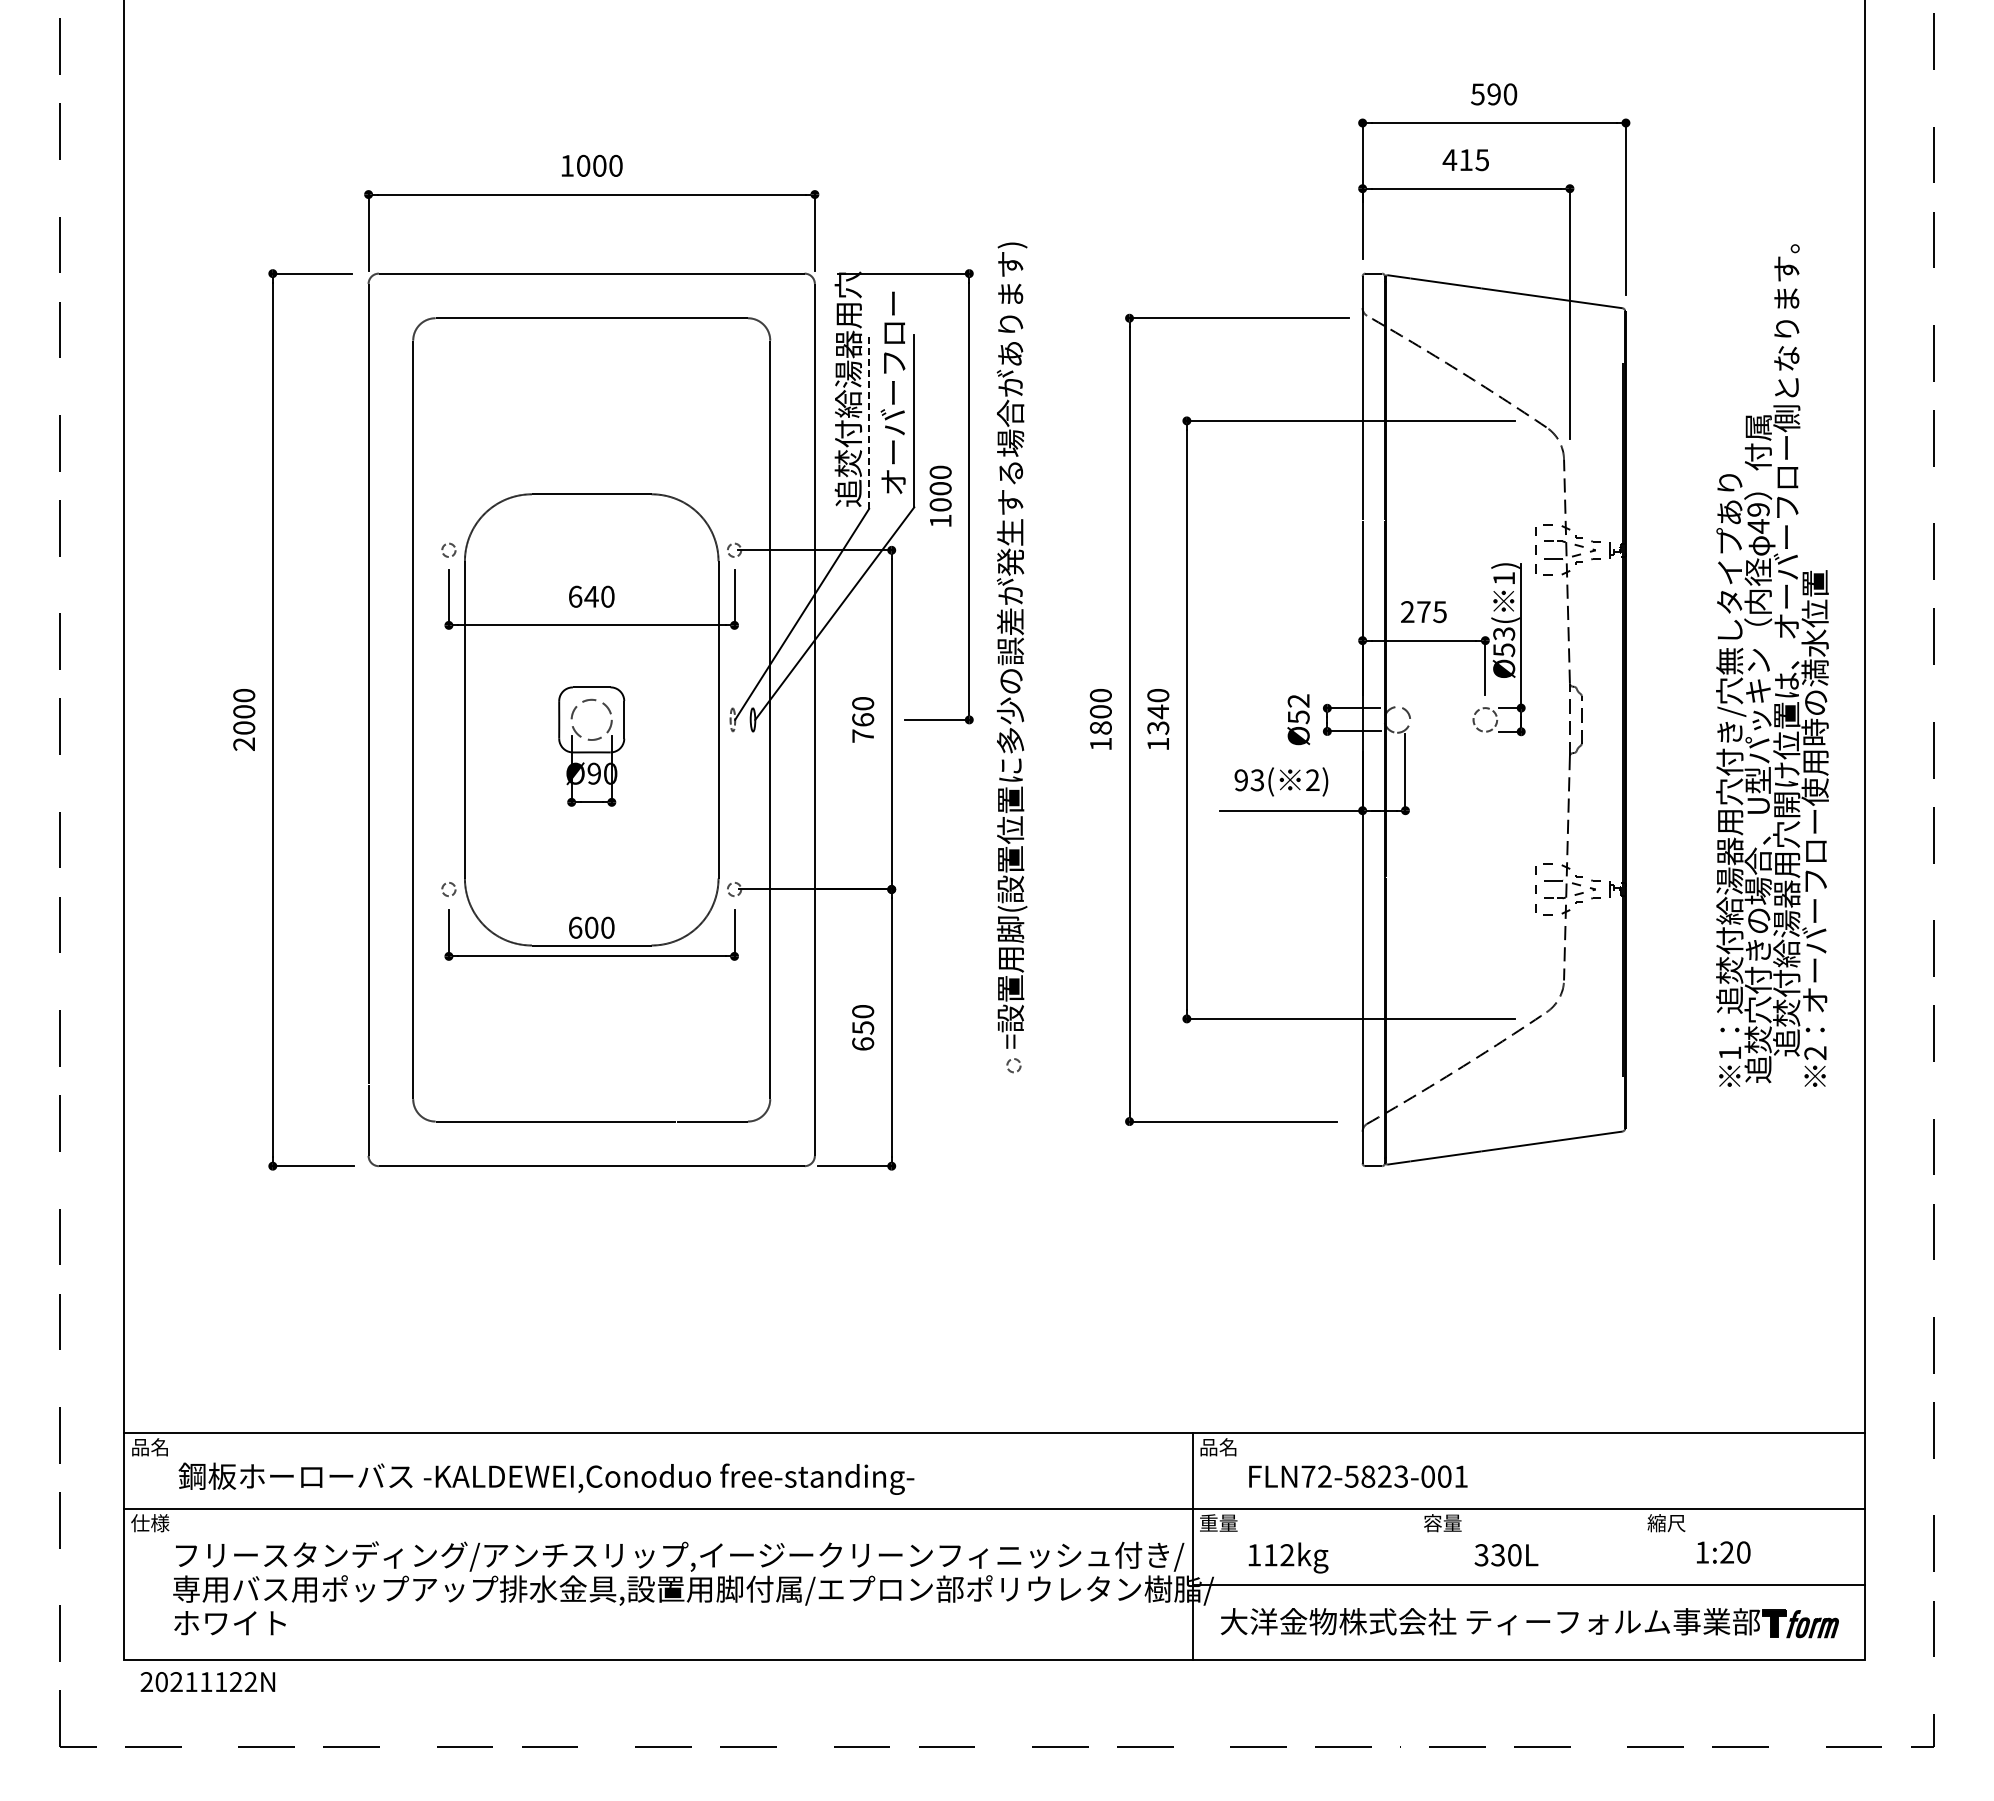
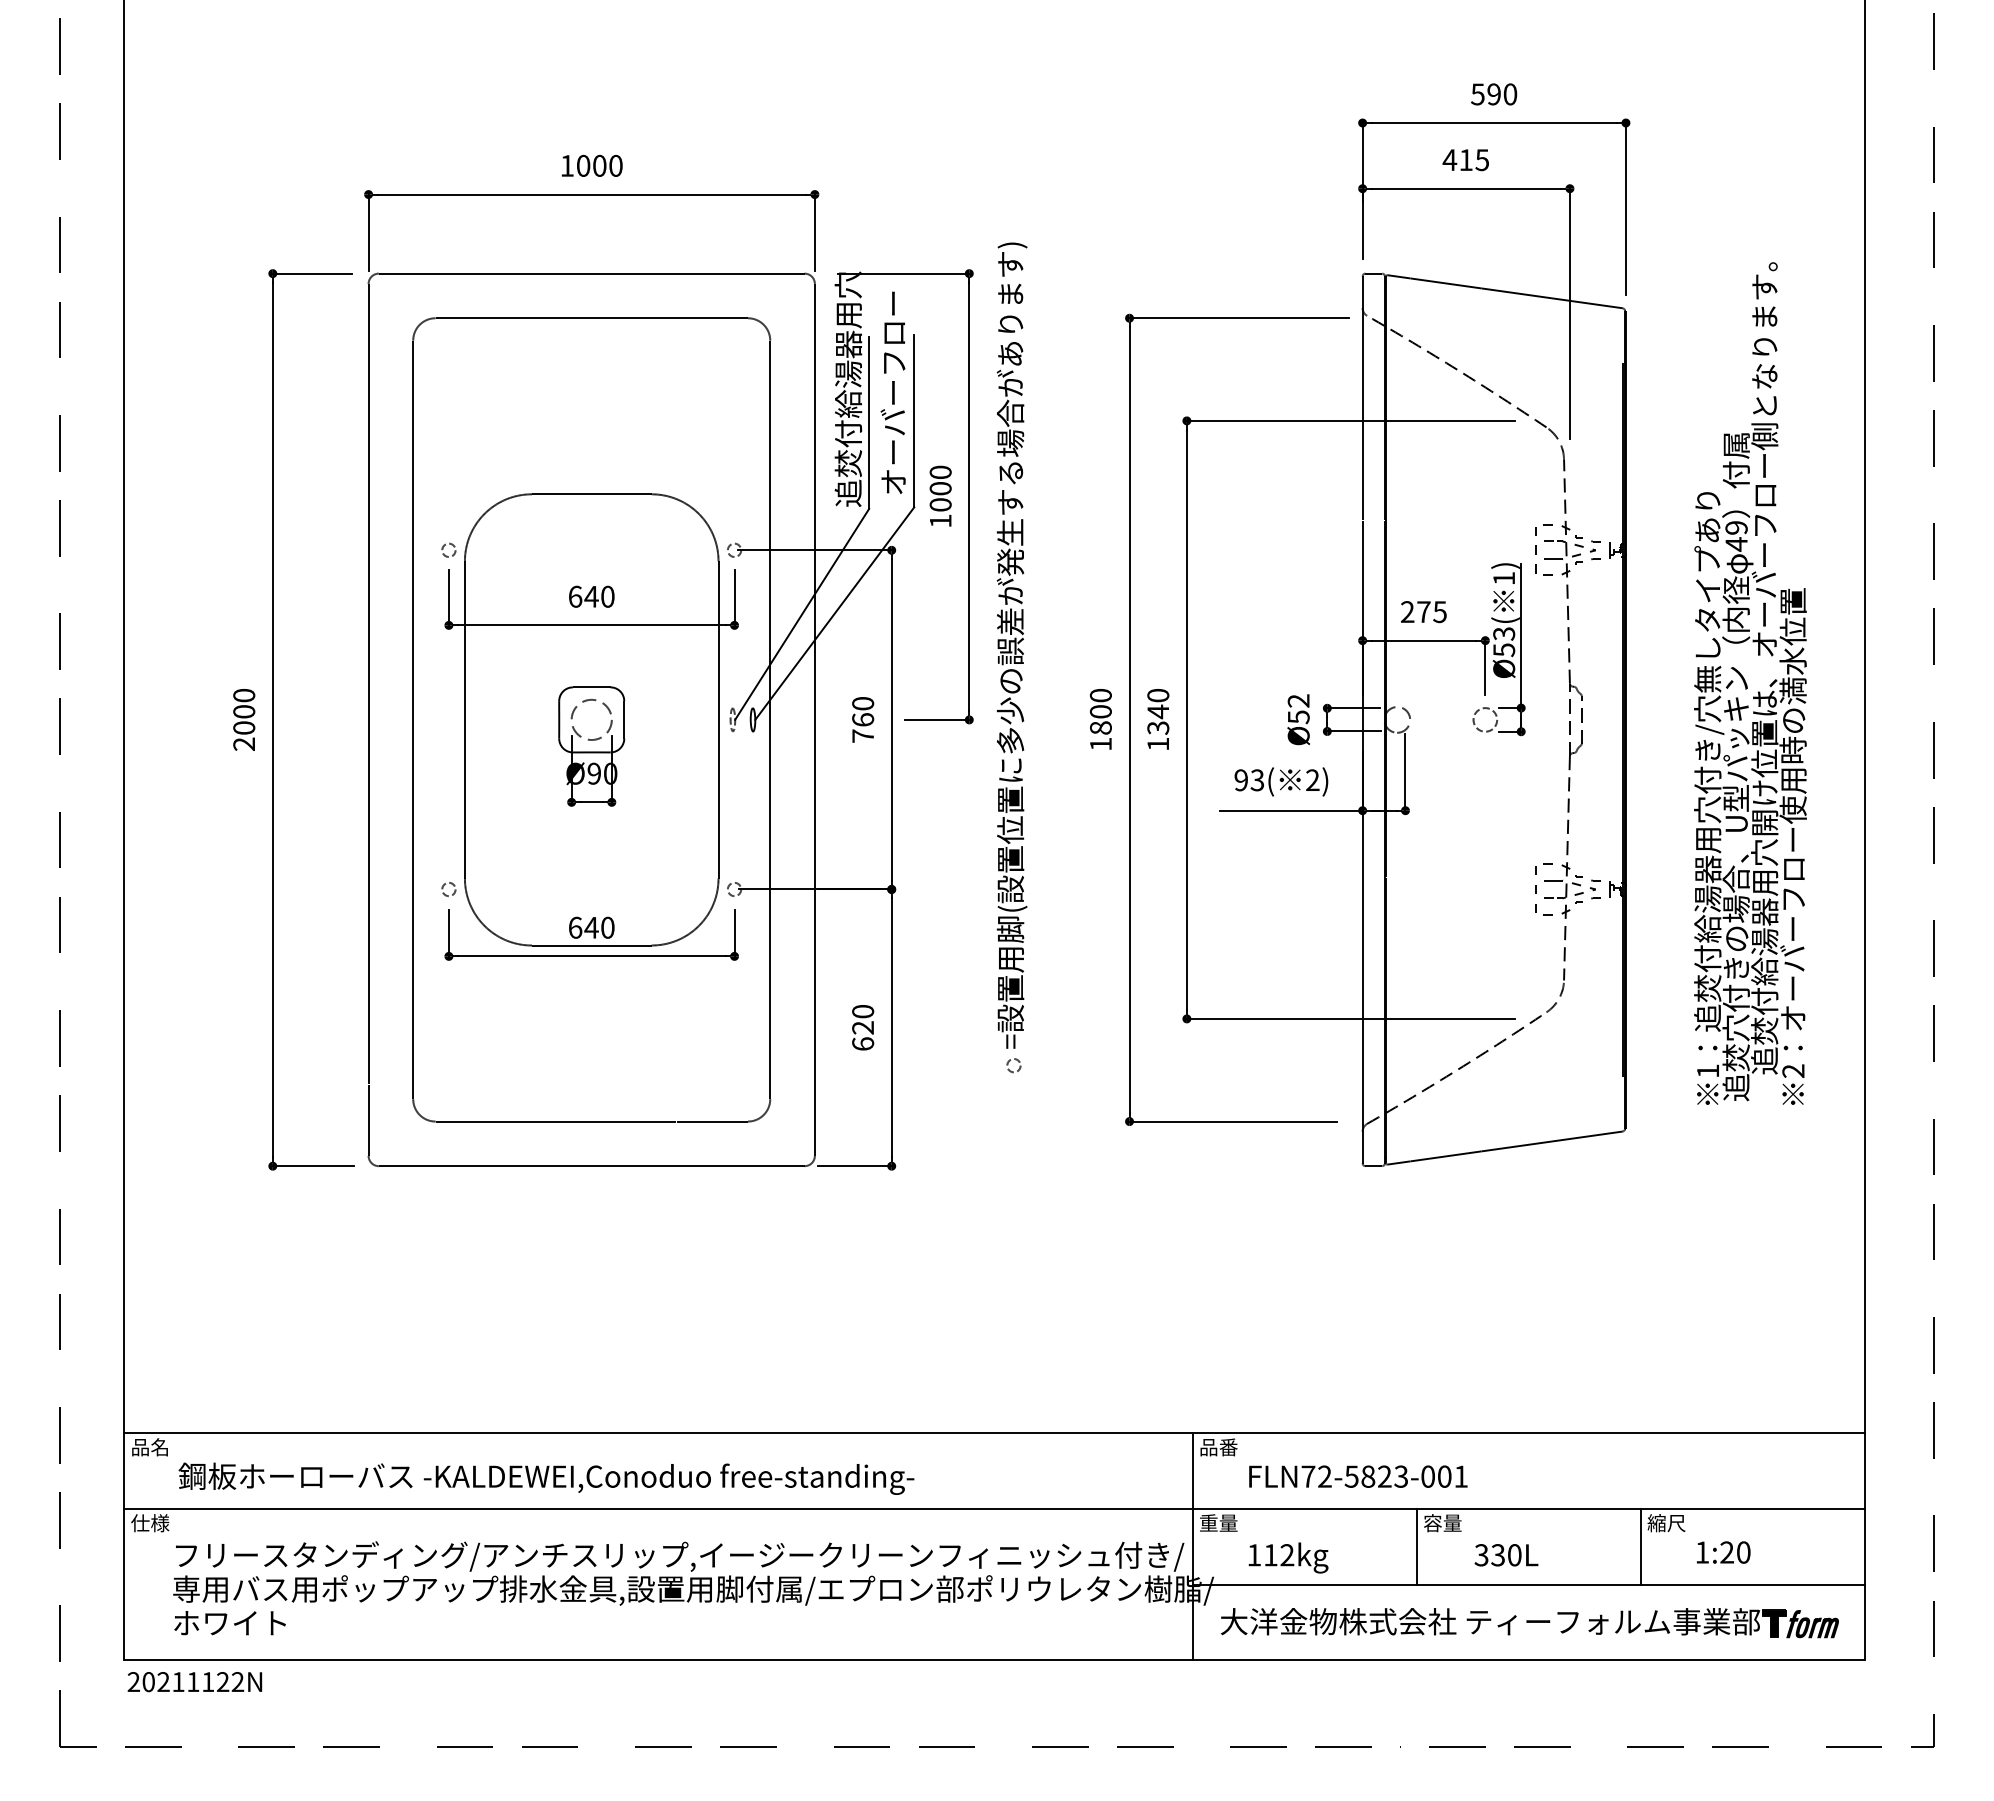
line: dashed -> solid (869, 422)
text position: (1772, 665) -> (1750, 683) (1750, 683)
text: 600 -> 640 (591, 927)
text: 650 -> 620 (863, 1027)
text: 品名 -> 品番 (1228, 1447)
line: none -> present (1416, 1546)
line: none -> present (1640, 1546)
text position: (207, 1682) -> (194, 1682) (194, 1682)
